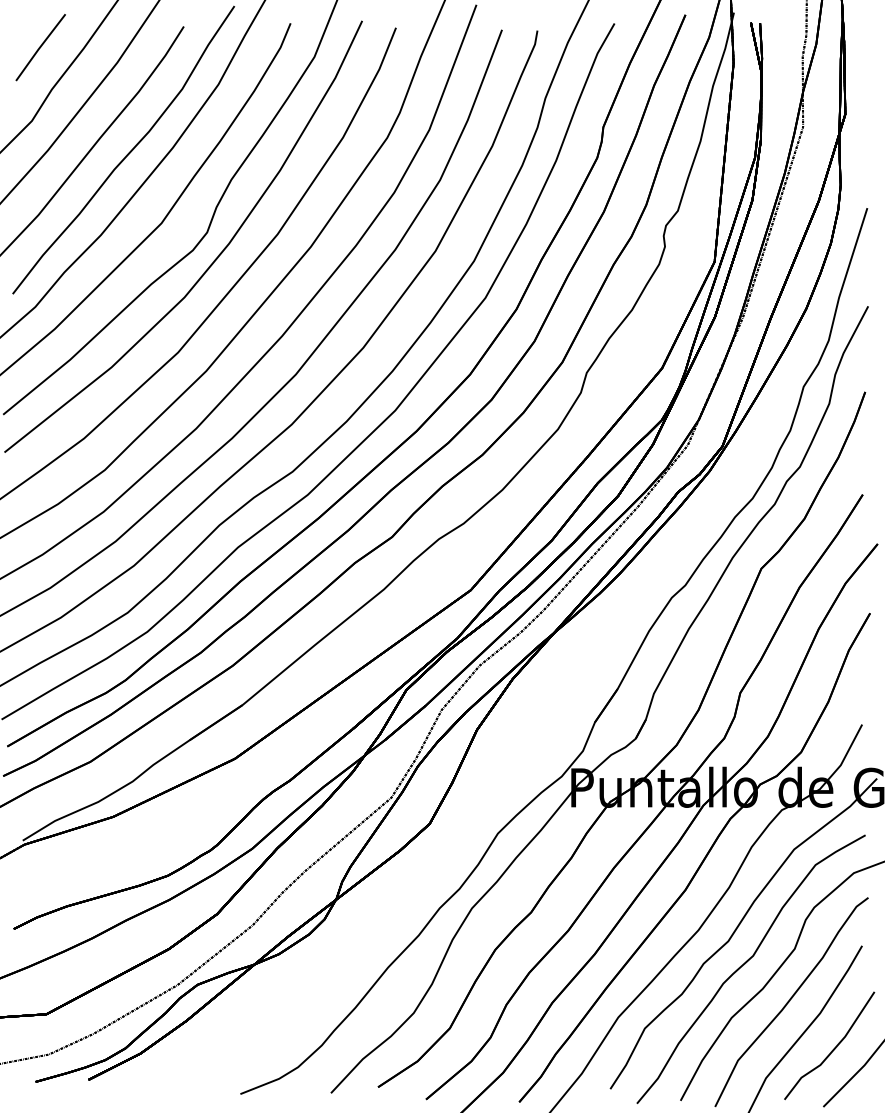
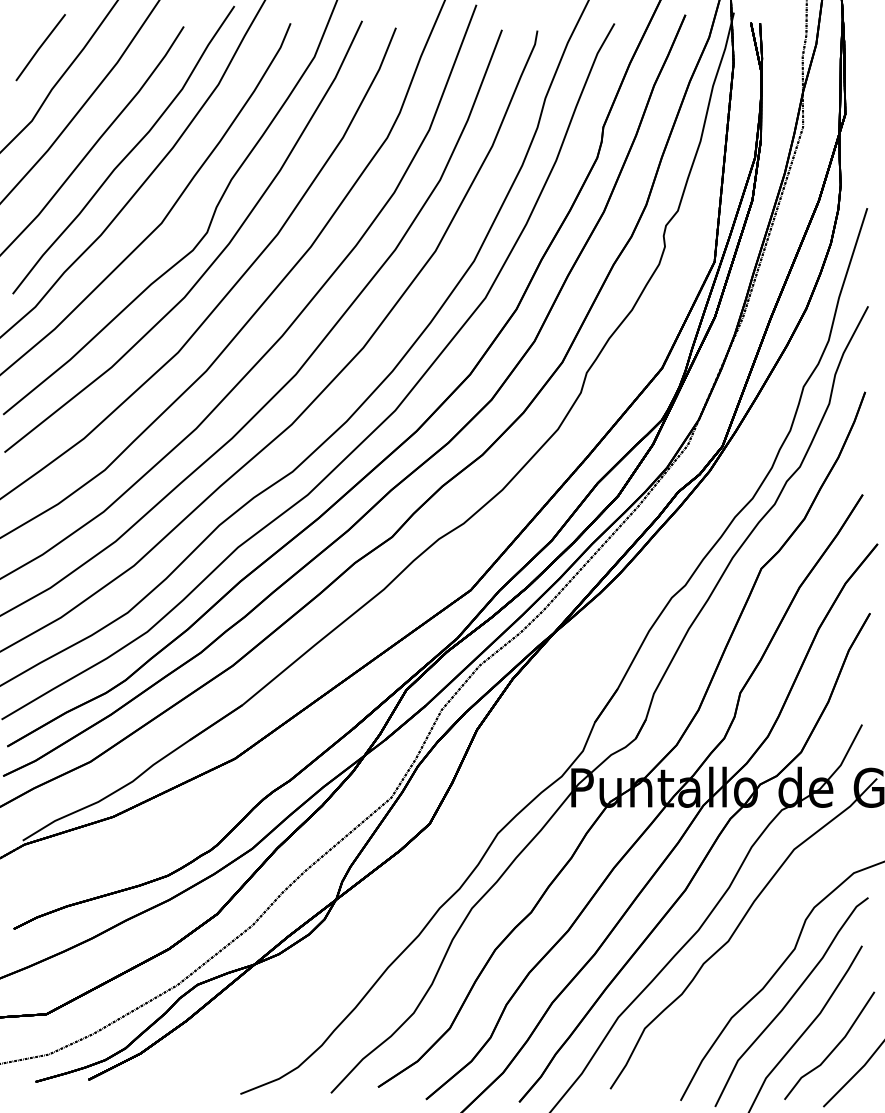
part: present -> none (746, 963)
